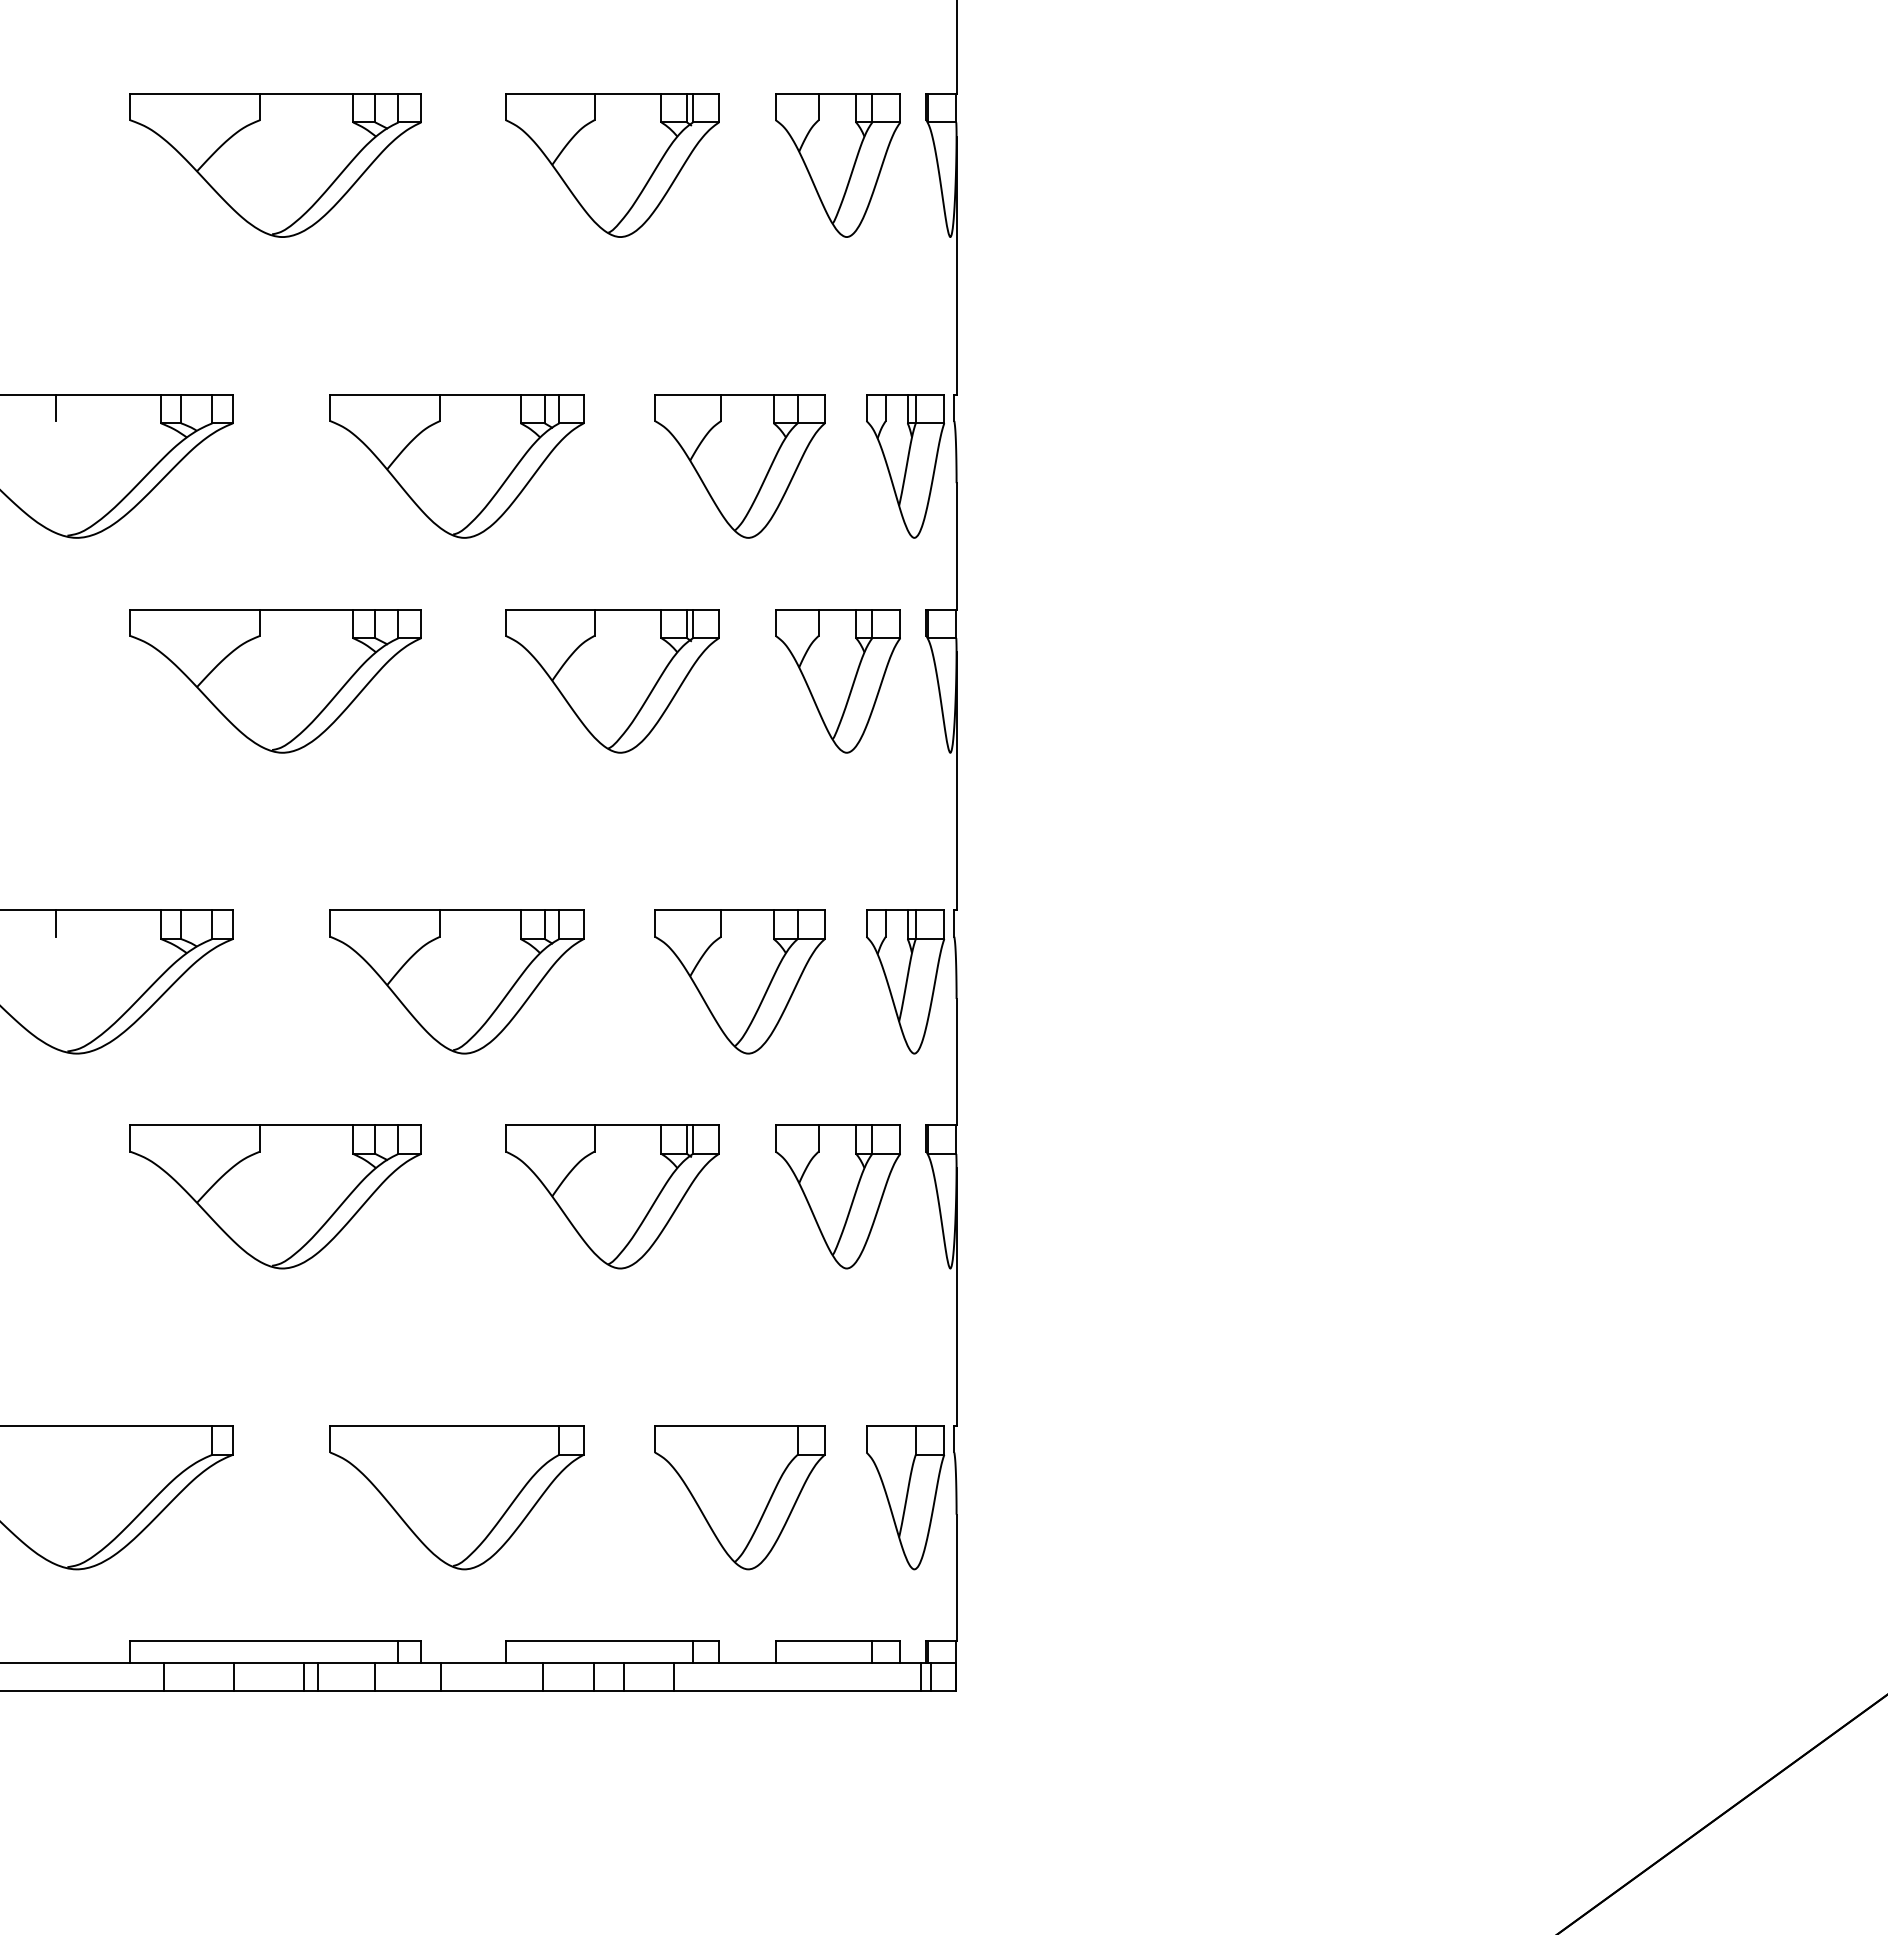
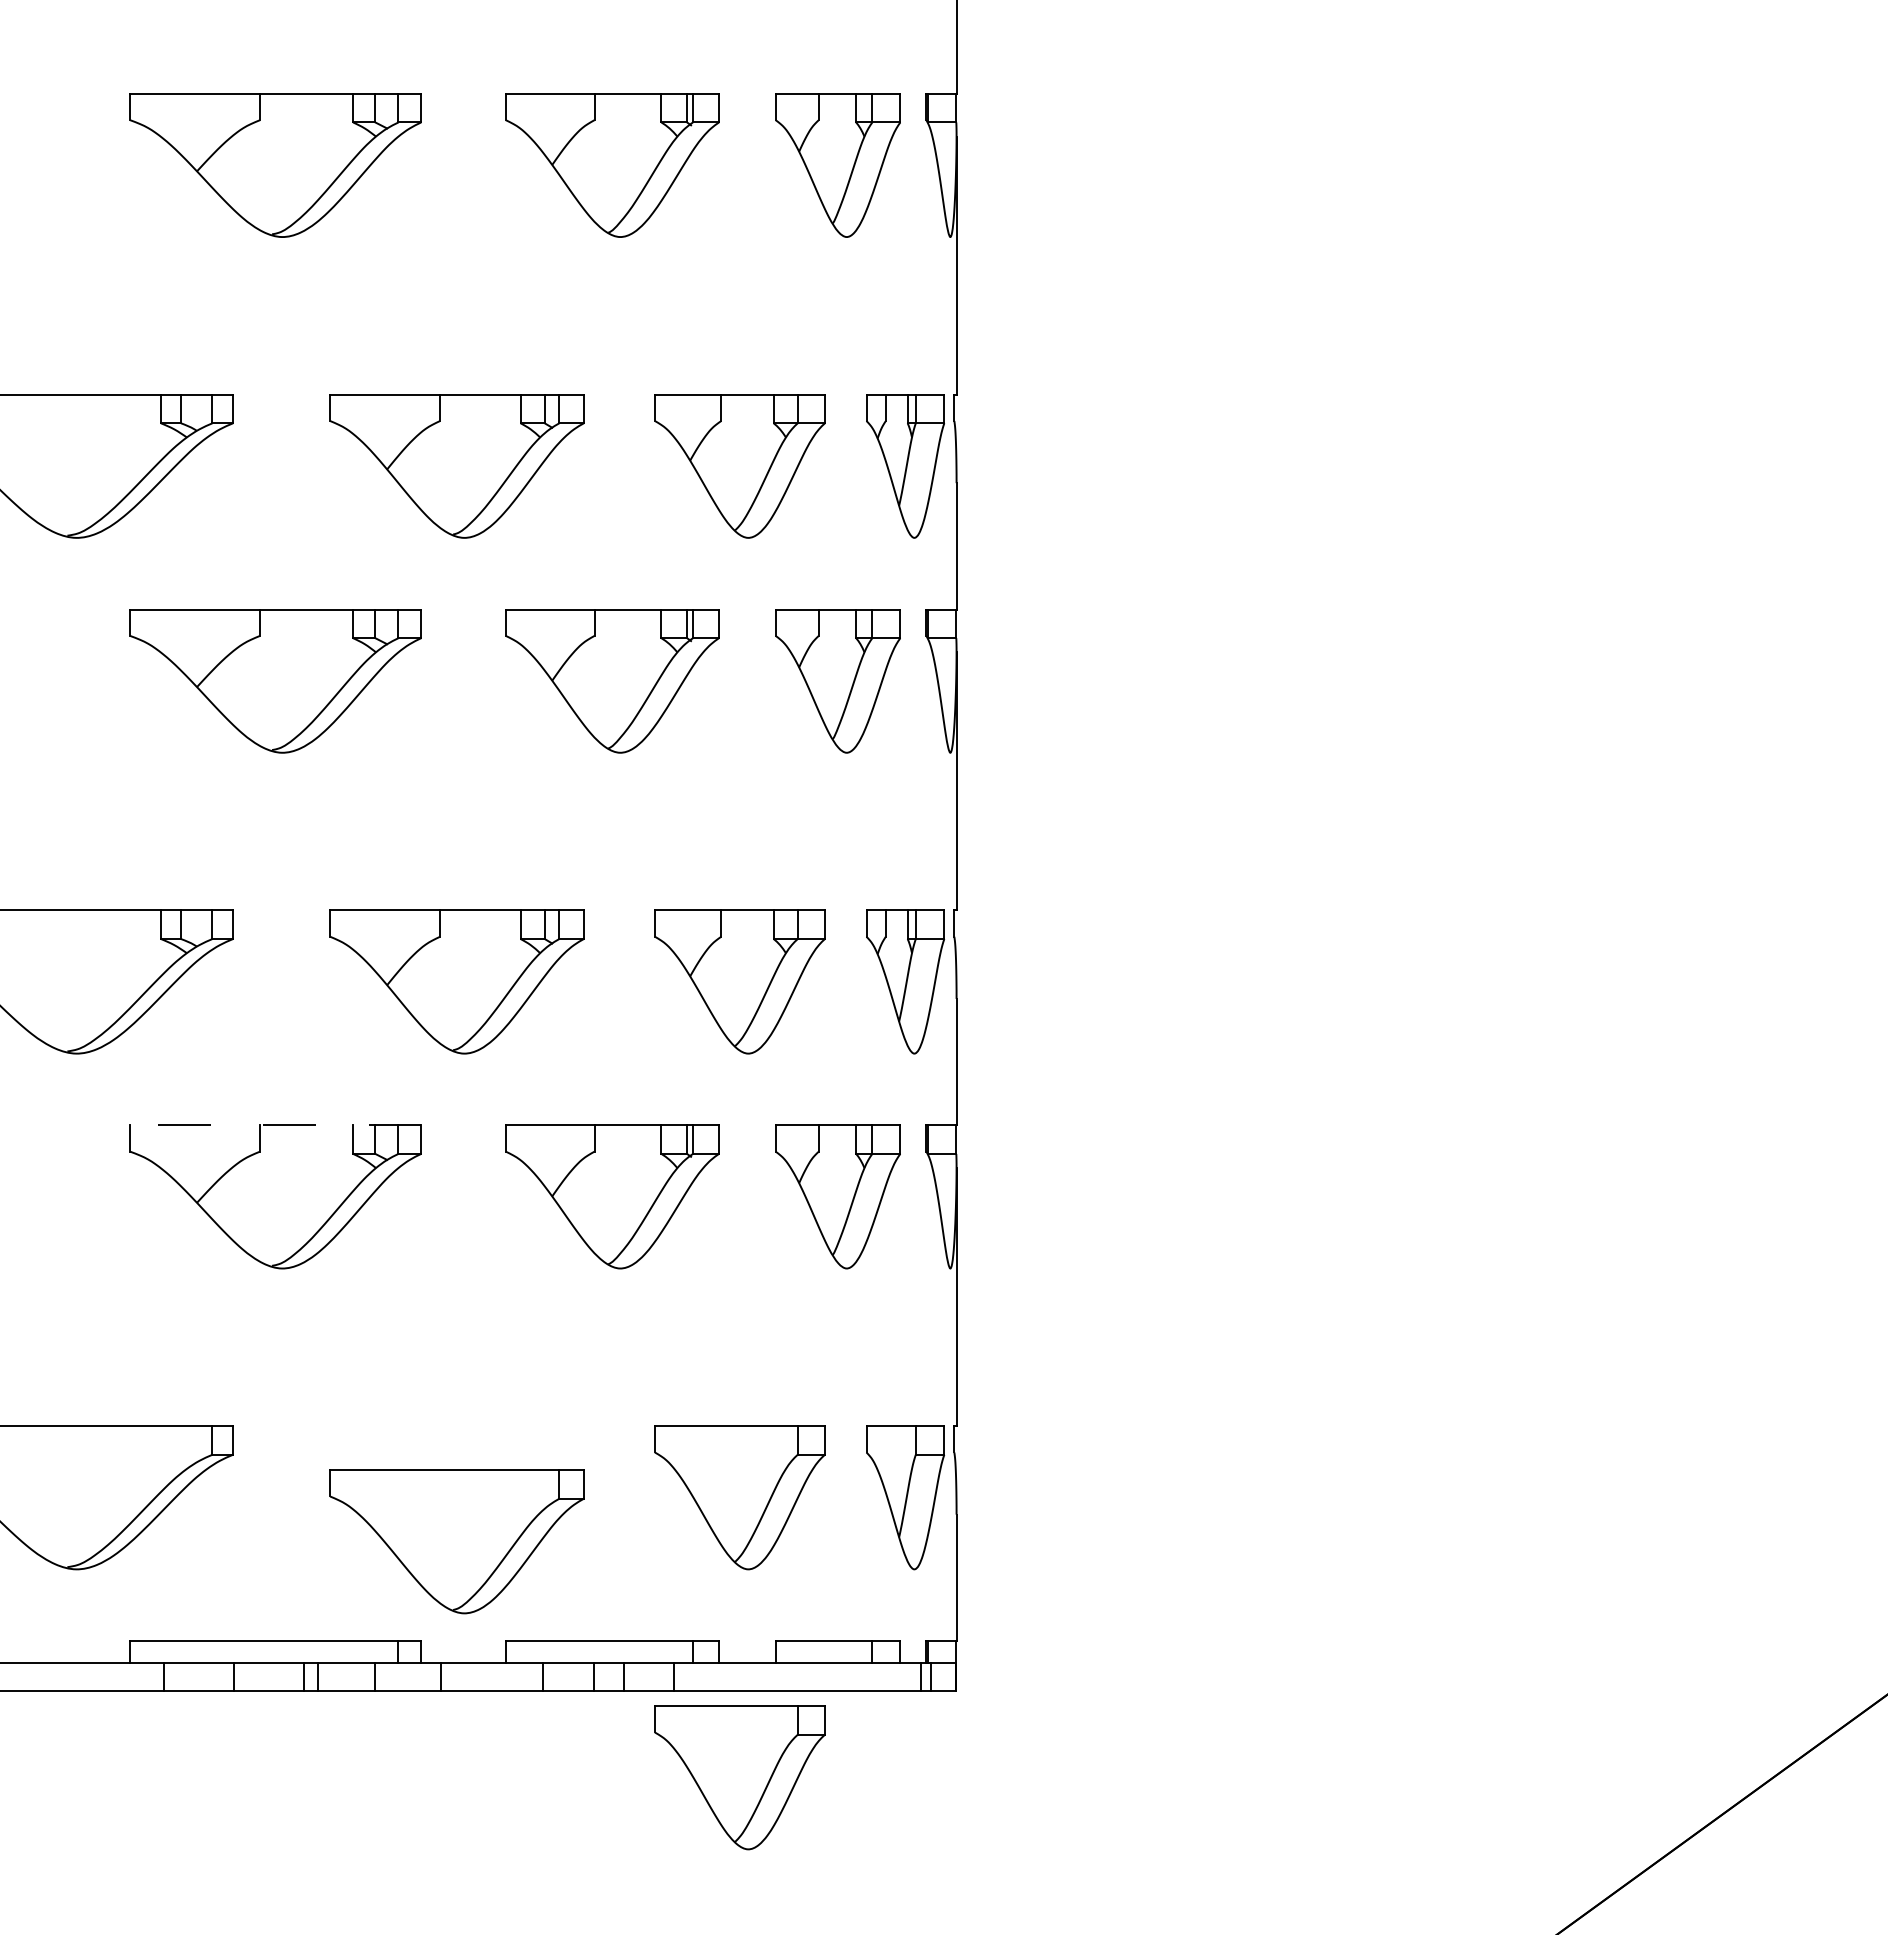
line: present -> none (56, 407)
line: present -> none (56, 923)
line: solid -> dashed (275, 1125)
part position: (456, 1497) -> (456, 1541) (456, 1541)
part: none -> present (739, 1777)
